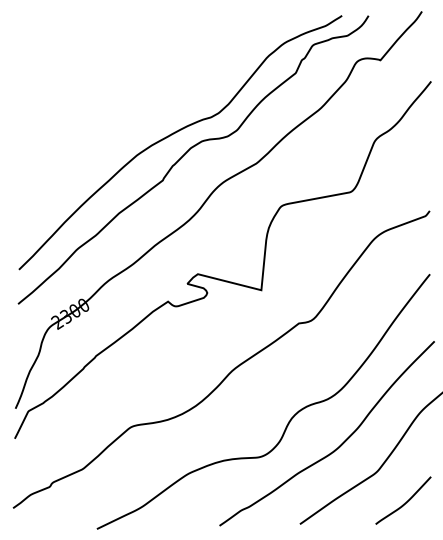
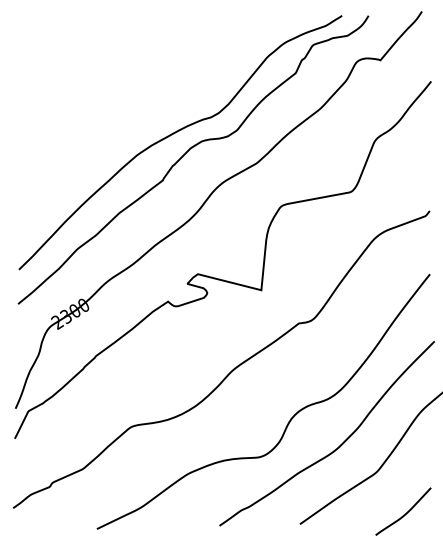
curve position: (405, 502) -> (405, 513) (405, 513)
